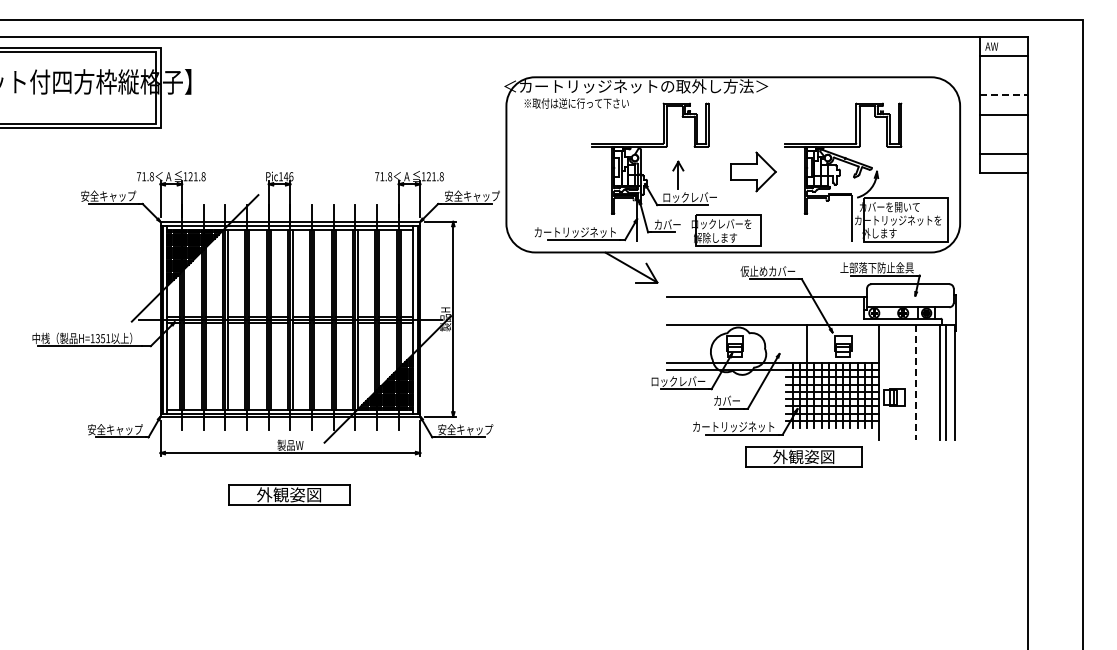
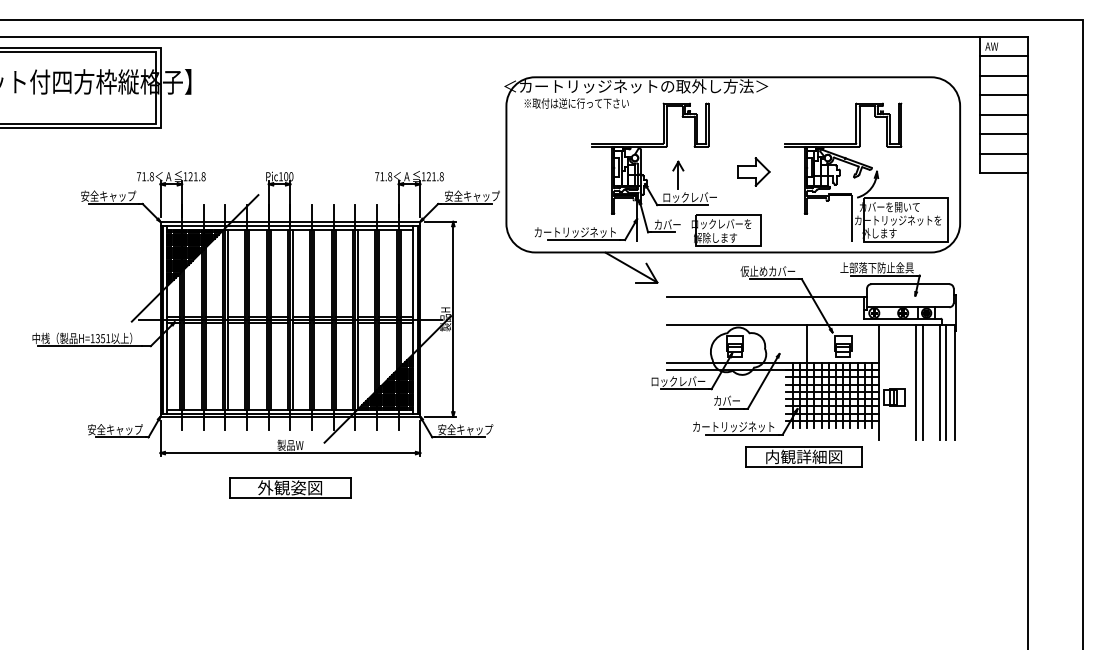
line: none -> present (1004, 75)
line: dashed -> solid (1004, 95)
line: none -> present (1004, 134)
part size: 47x42 px -> 34x30 px (753, 171)
text: Pic146 -> Pic100 (288, 176)
line: none -> present (923, 382)
line: dashed -> solid (915, 383)
text: 外観姿図 -> 内観詳細図 (804, 456)
part position: (289, 494) -> (290, 487) (290, 487)
